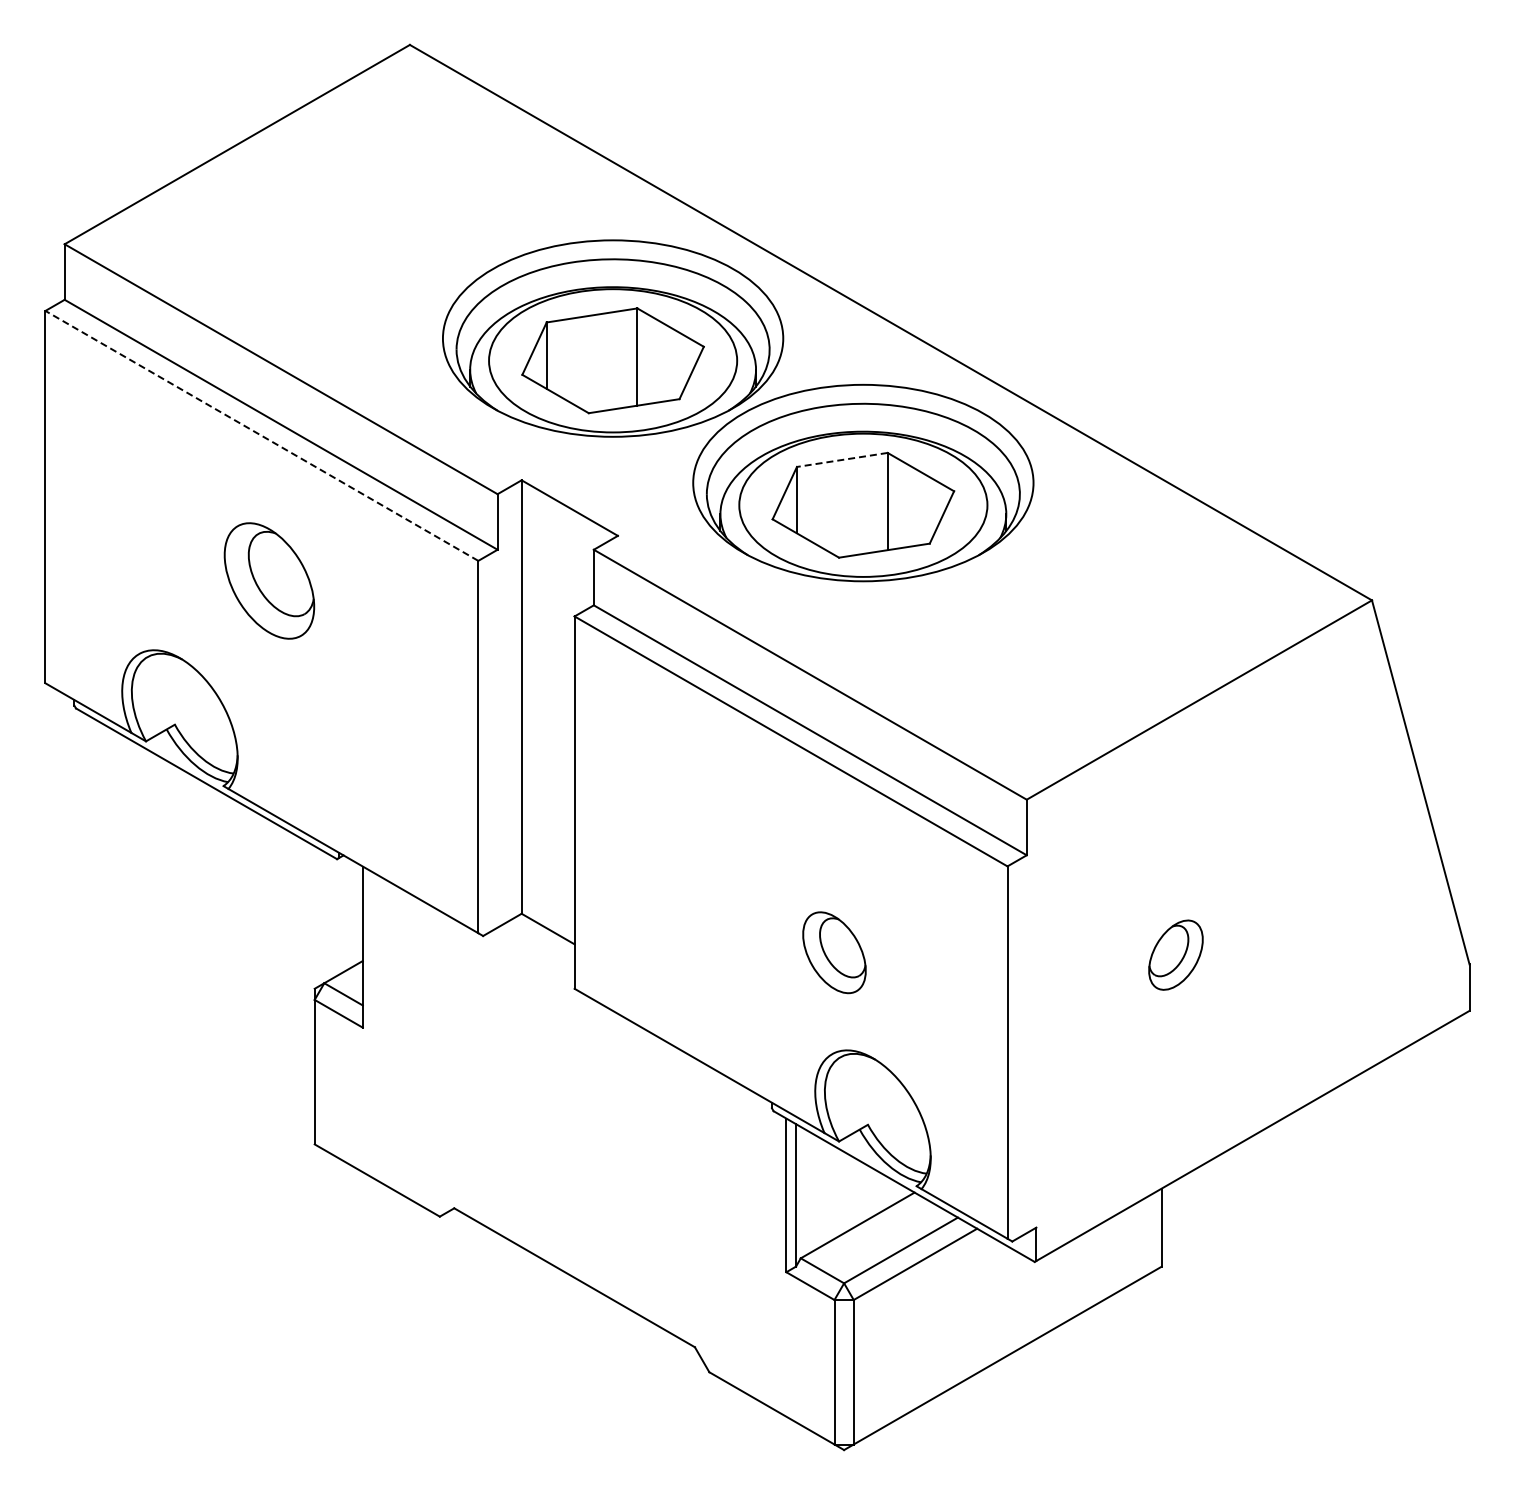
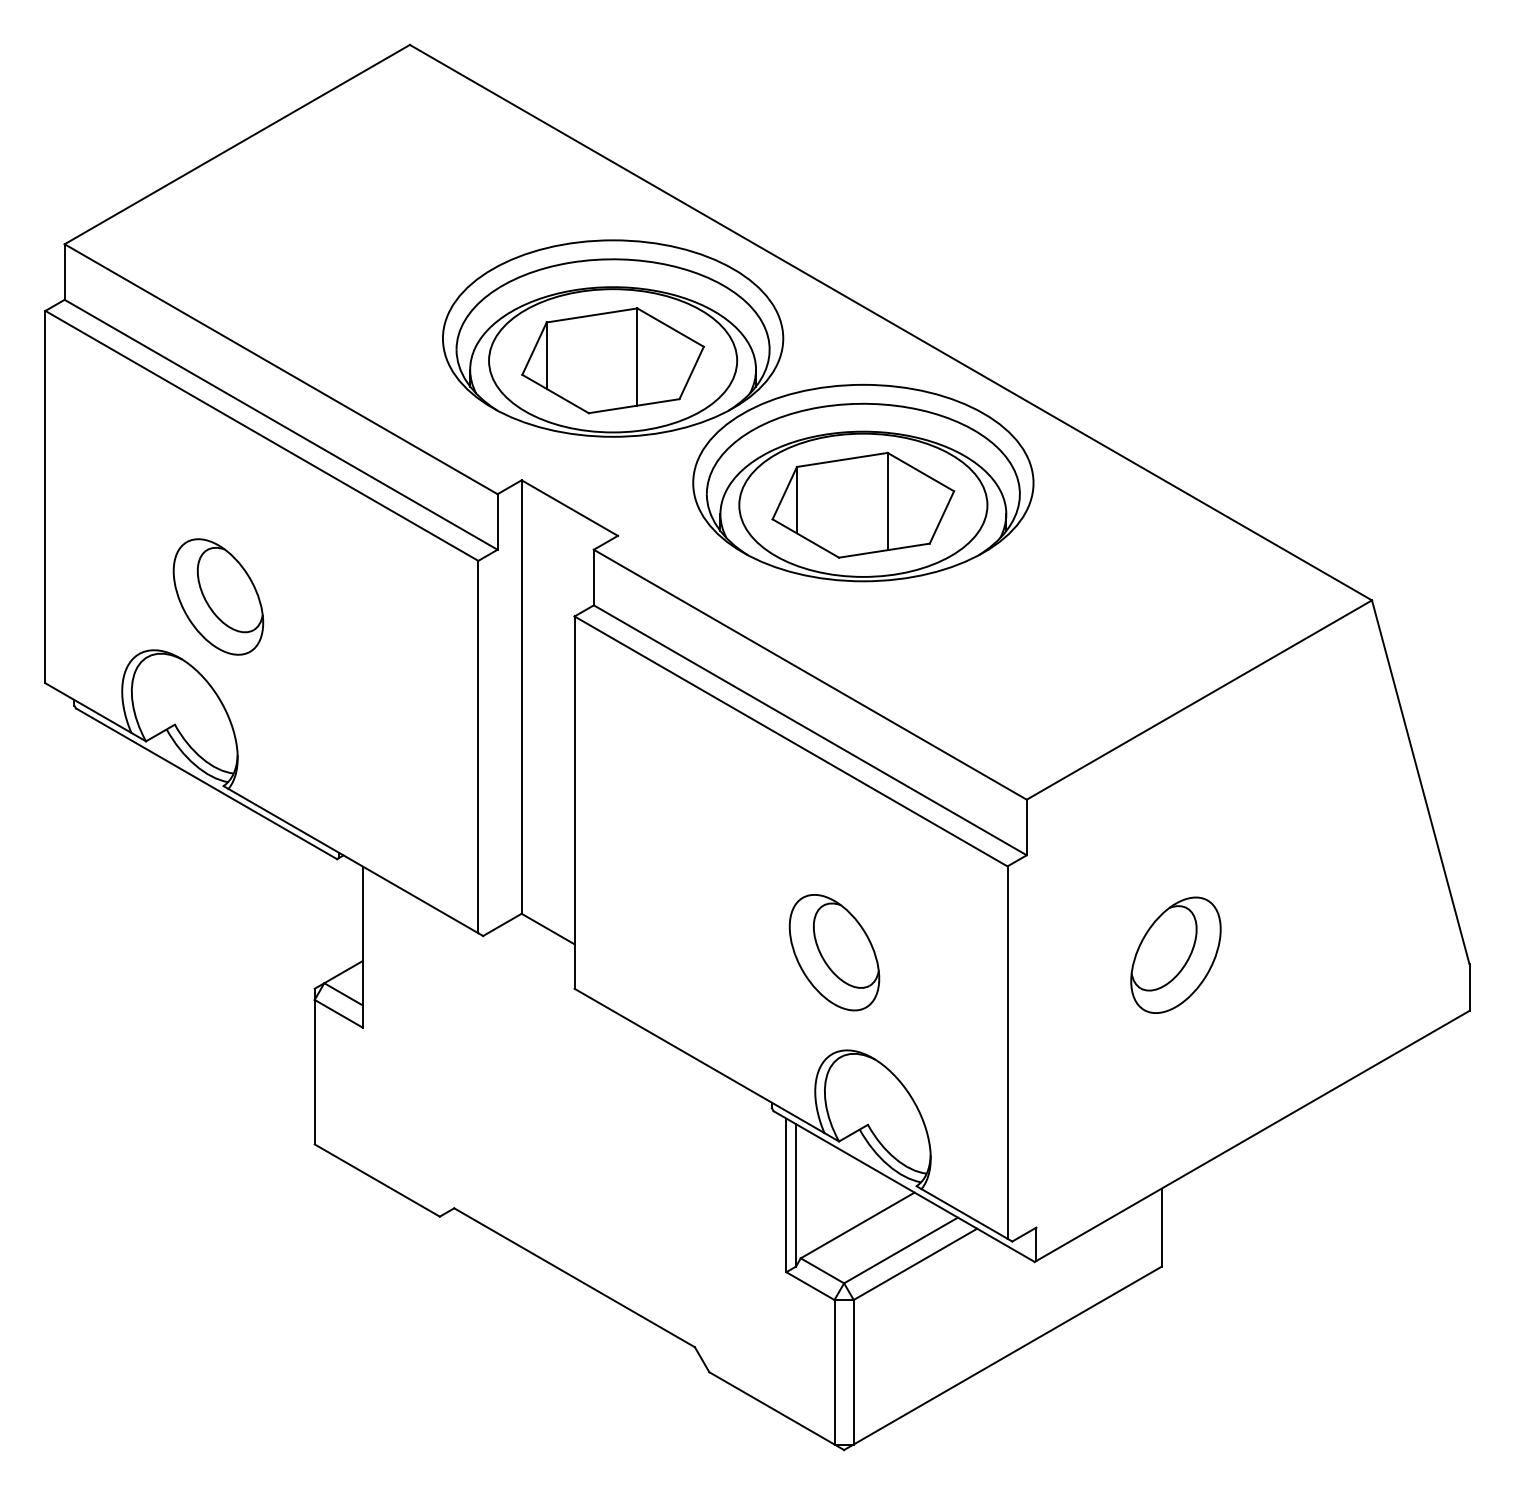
line: dashed -> solid (261, 435)
line: dashed -> solid (842, 459)
part position: (269, 580) -> (218, 596) (218, 596)
part size: 65x84 px -> 93x118 px (834, 952)
part size: 56x72 px -> 92x118 px (1175, 954)
